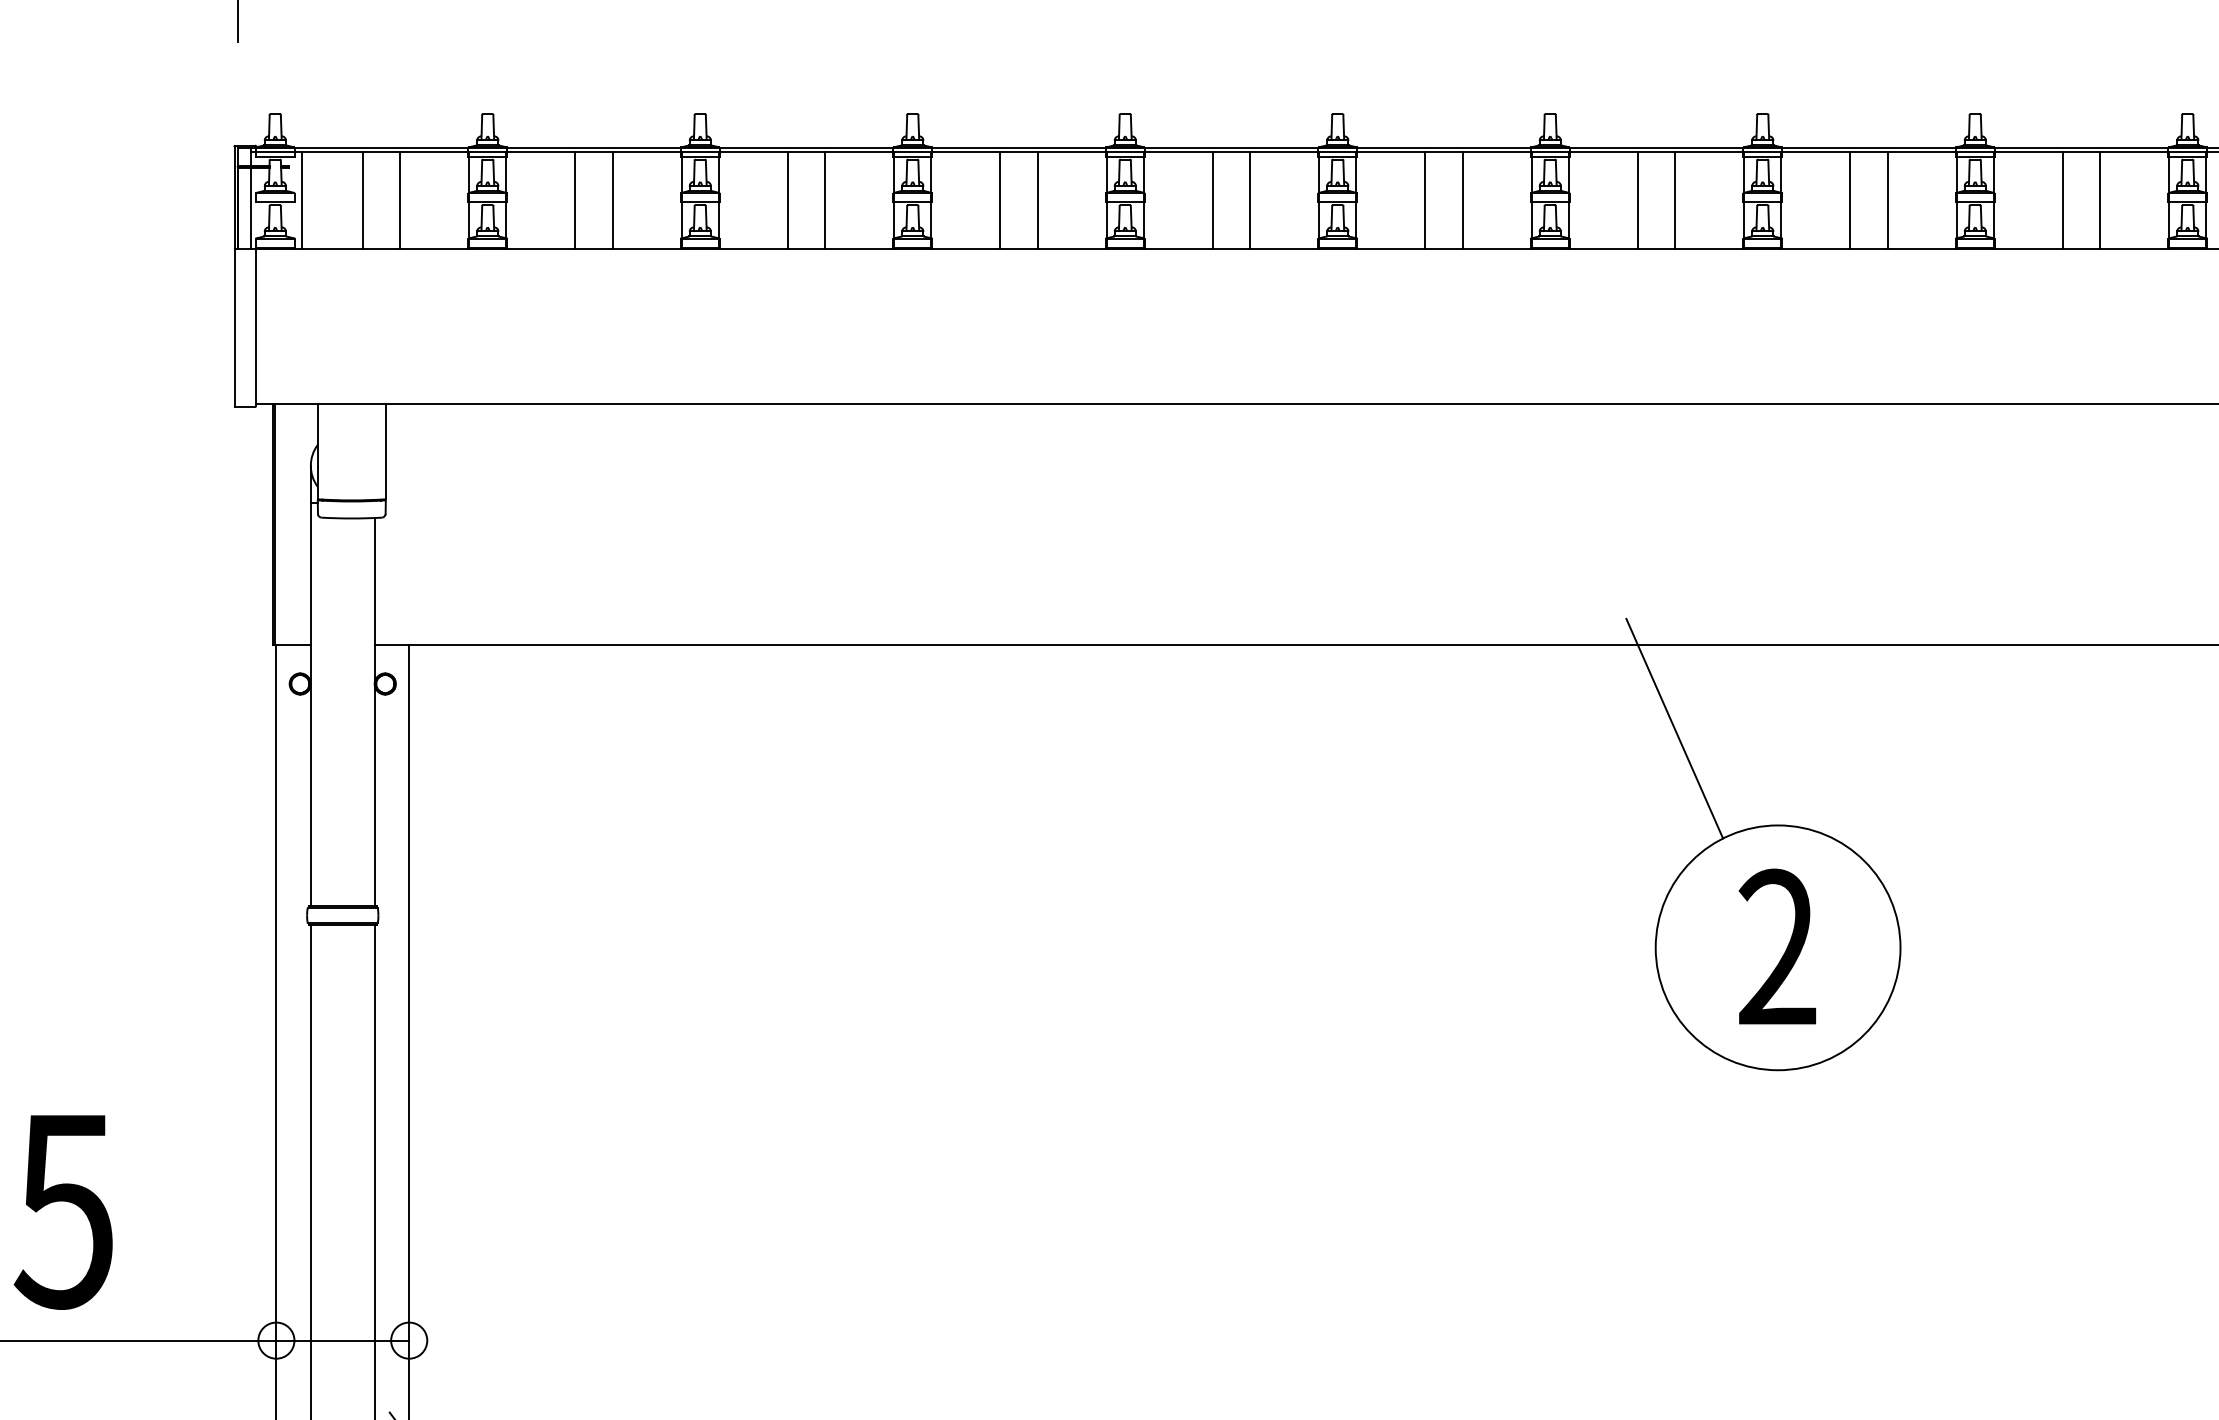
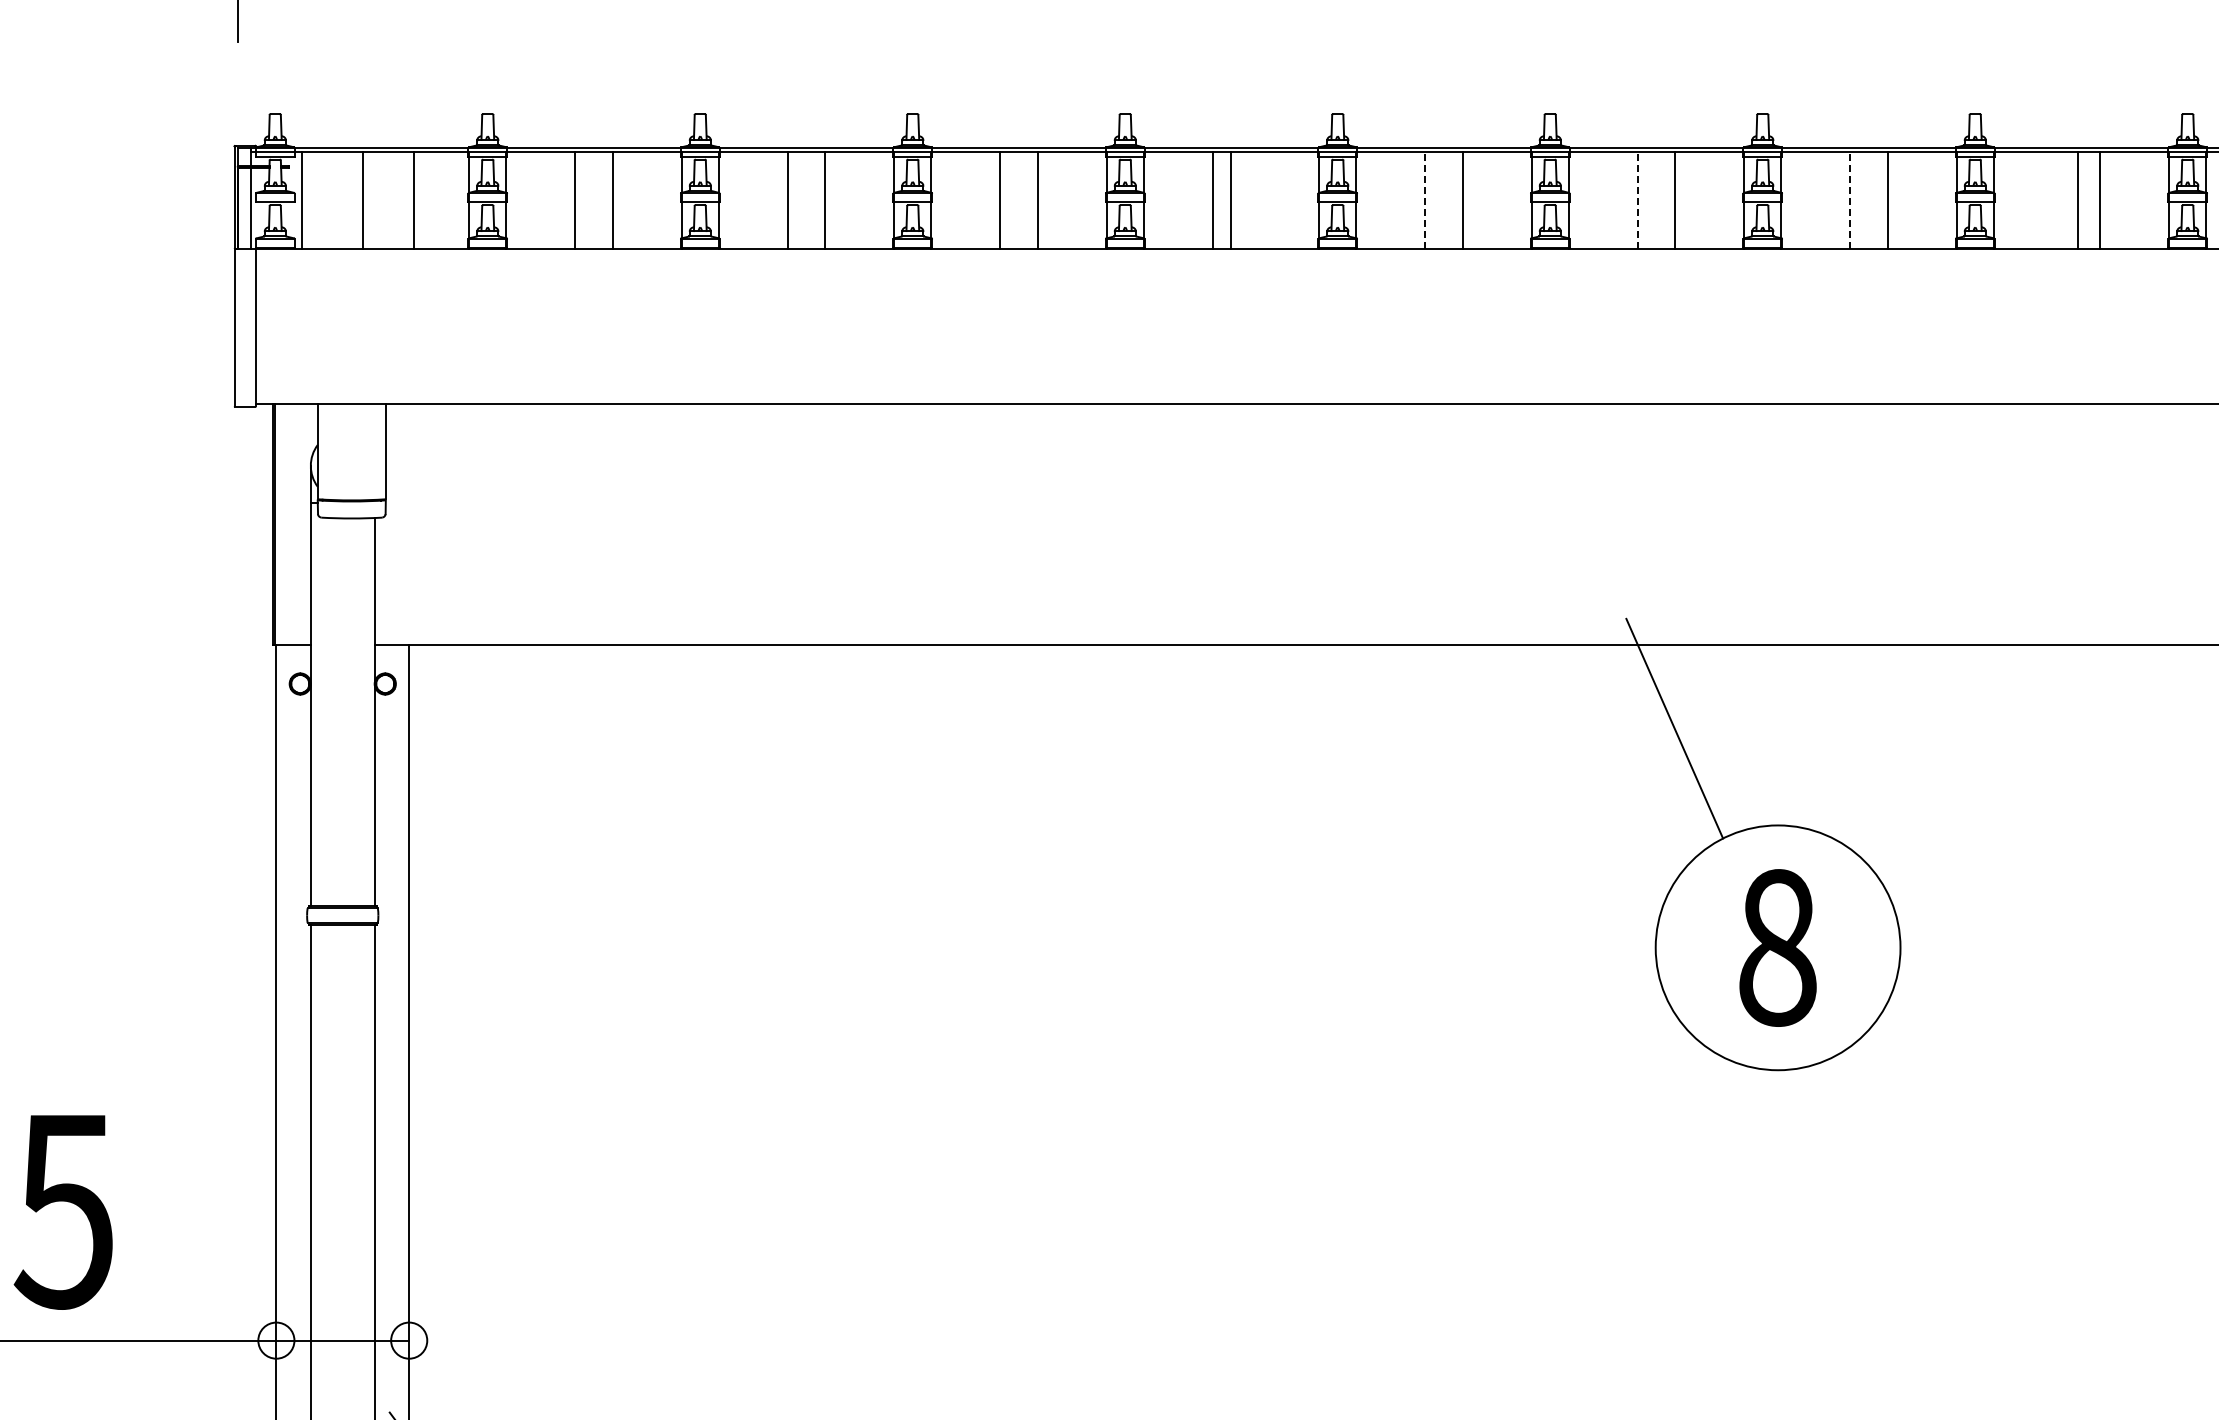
line position: (400, 200) -> (414, 200) (414, 200)
line position: (1250, 200) -> (1231, 200) (1231, 200)
line: solid -> dashed (1425, 200)
line: solid -> dashed (1637, 200)
line: solid -> dashed (1850, 200)
line position: (2062, 200) -> (2077, 200) (2077, 200)
text: 2 -> 8 (1777, 947)
